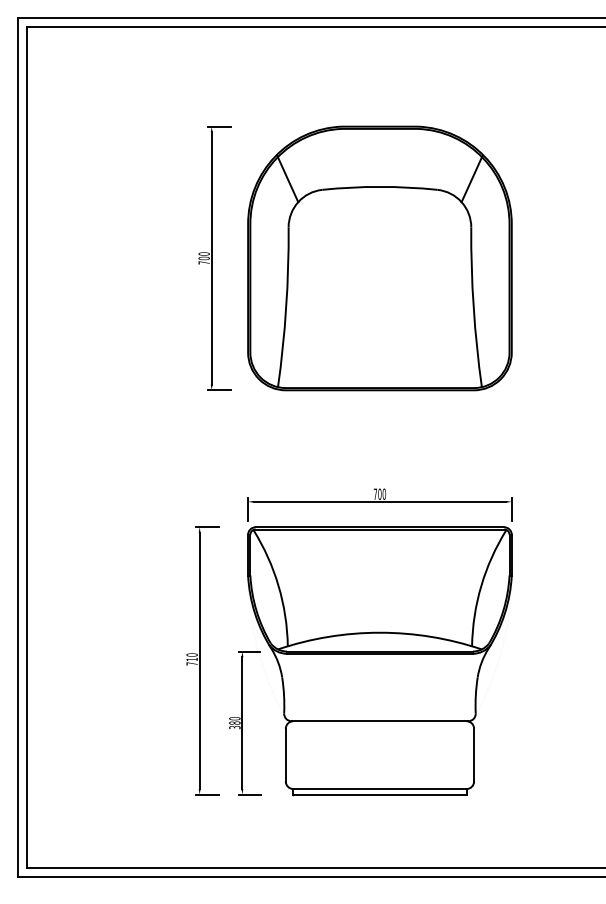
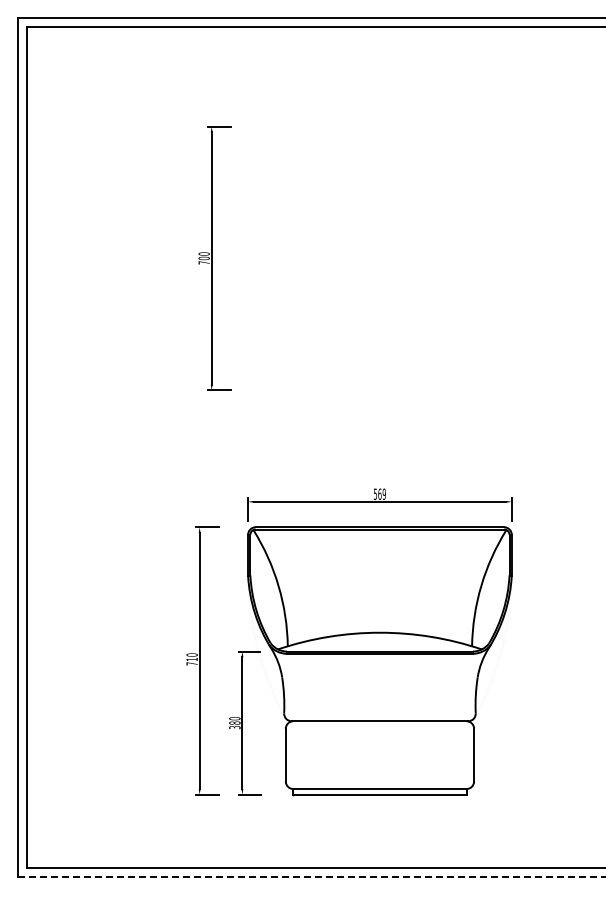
part: present -> none (379, 258)
text: 700 -> 569 (379, 493)
line: solid -> dashed (311, 876)
